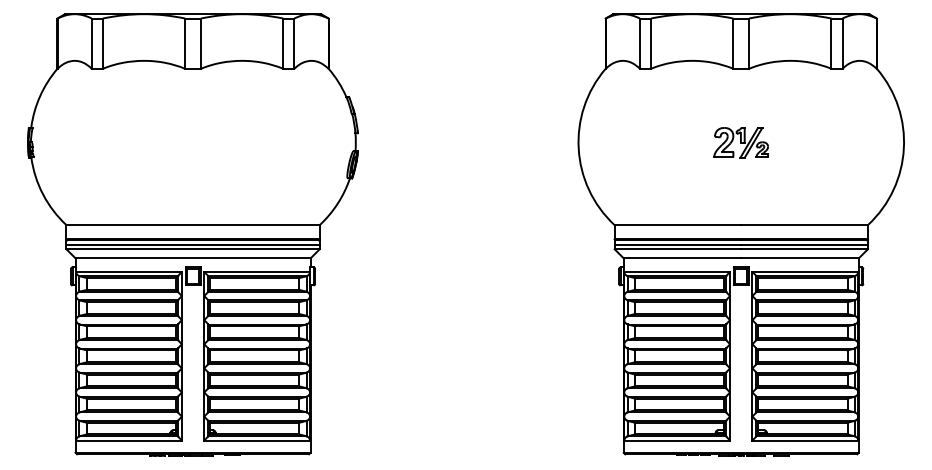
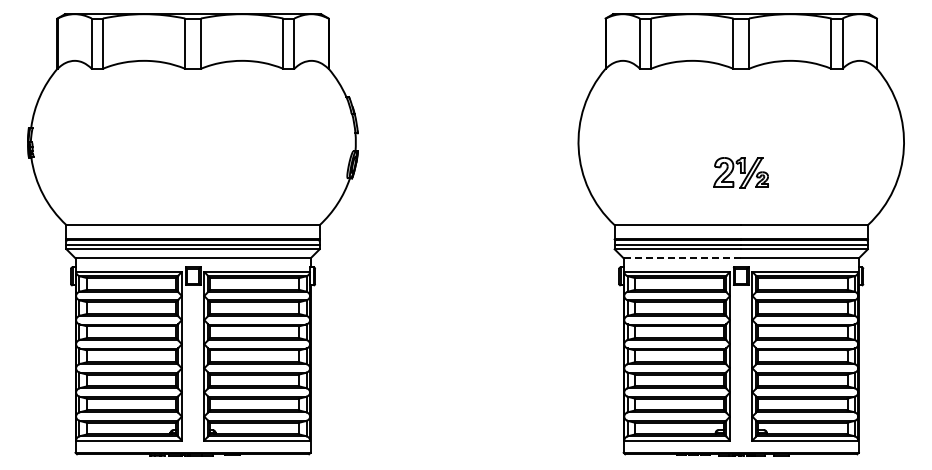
part position: (740, 142) -> (740, 172) (740, 172)
line: solid -> dashed (682, 258)
